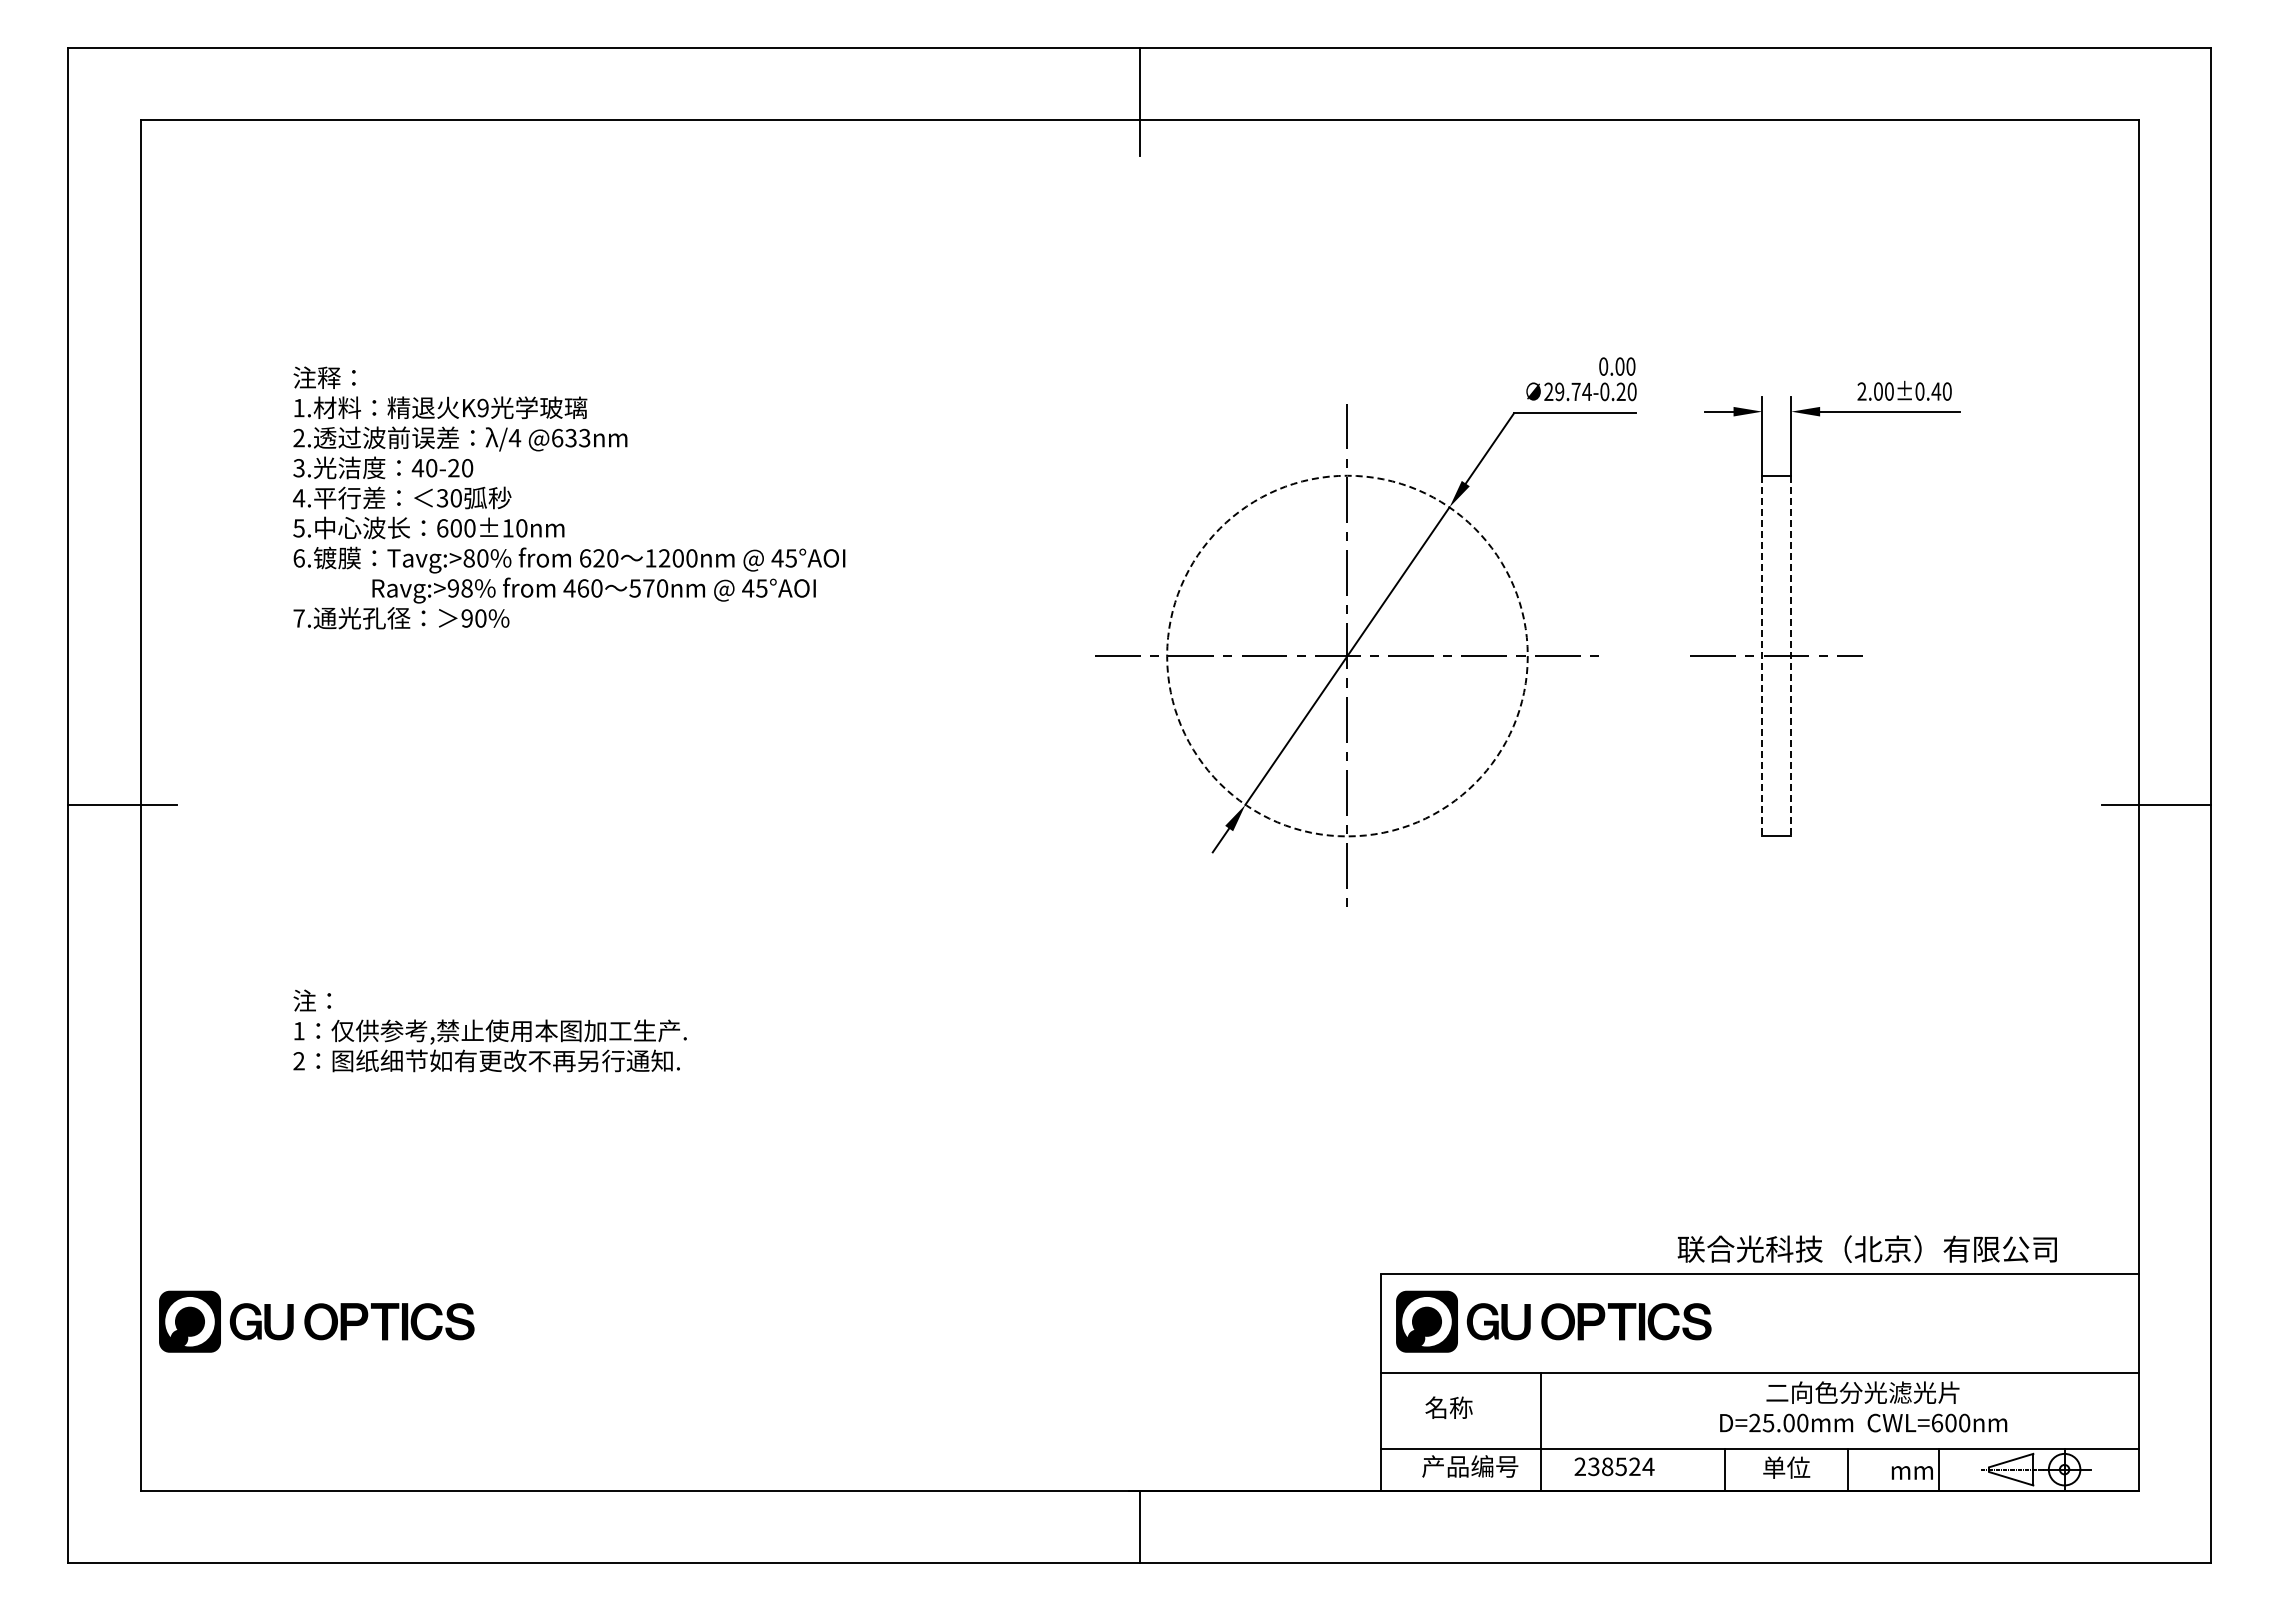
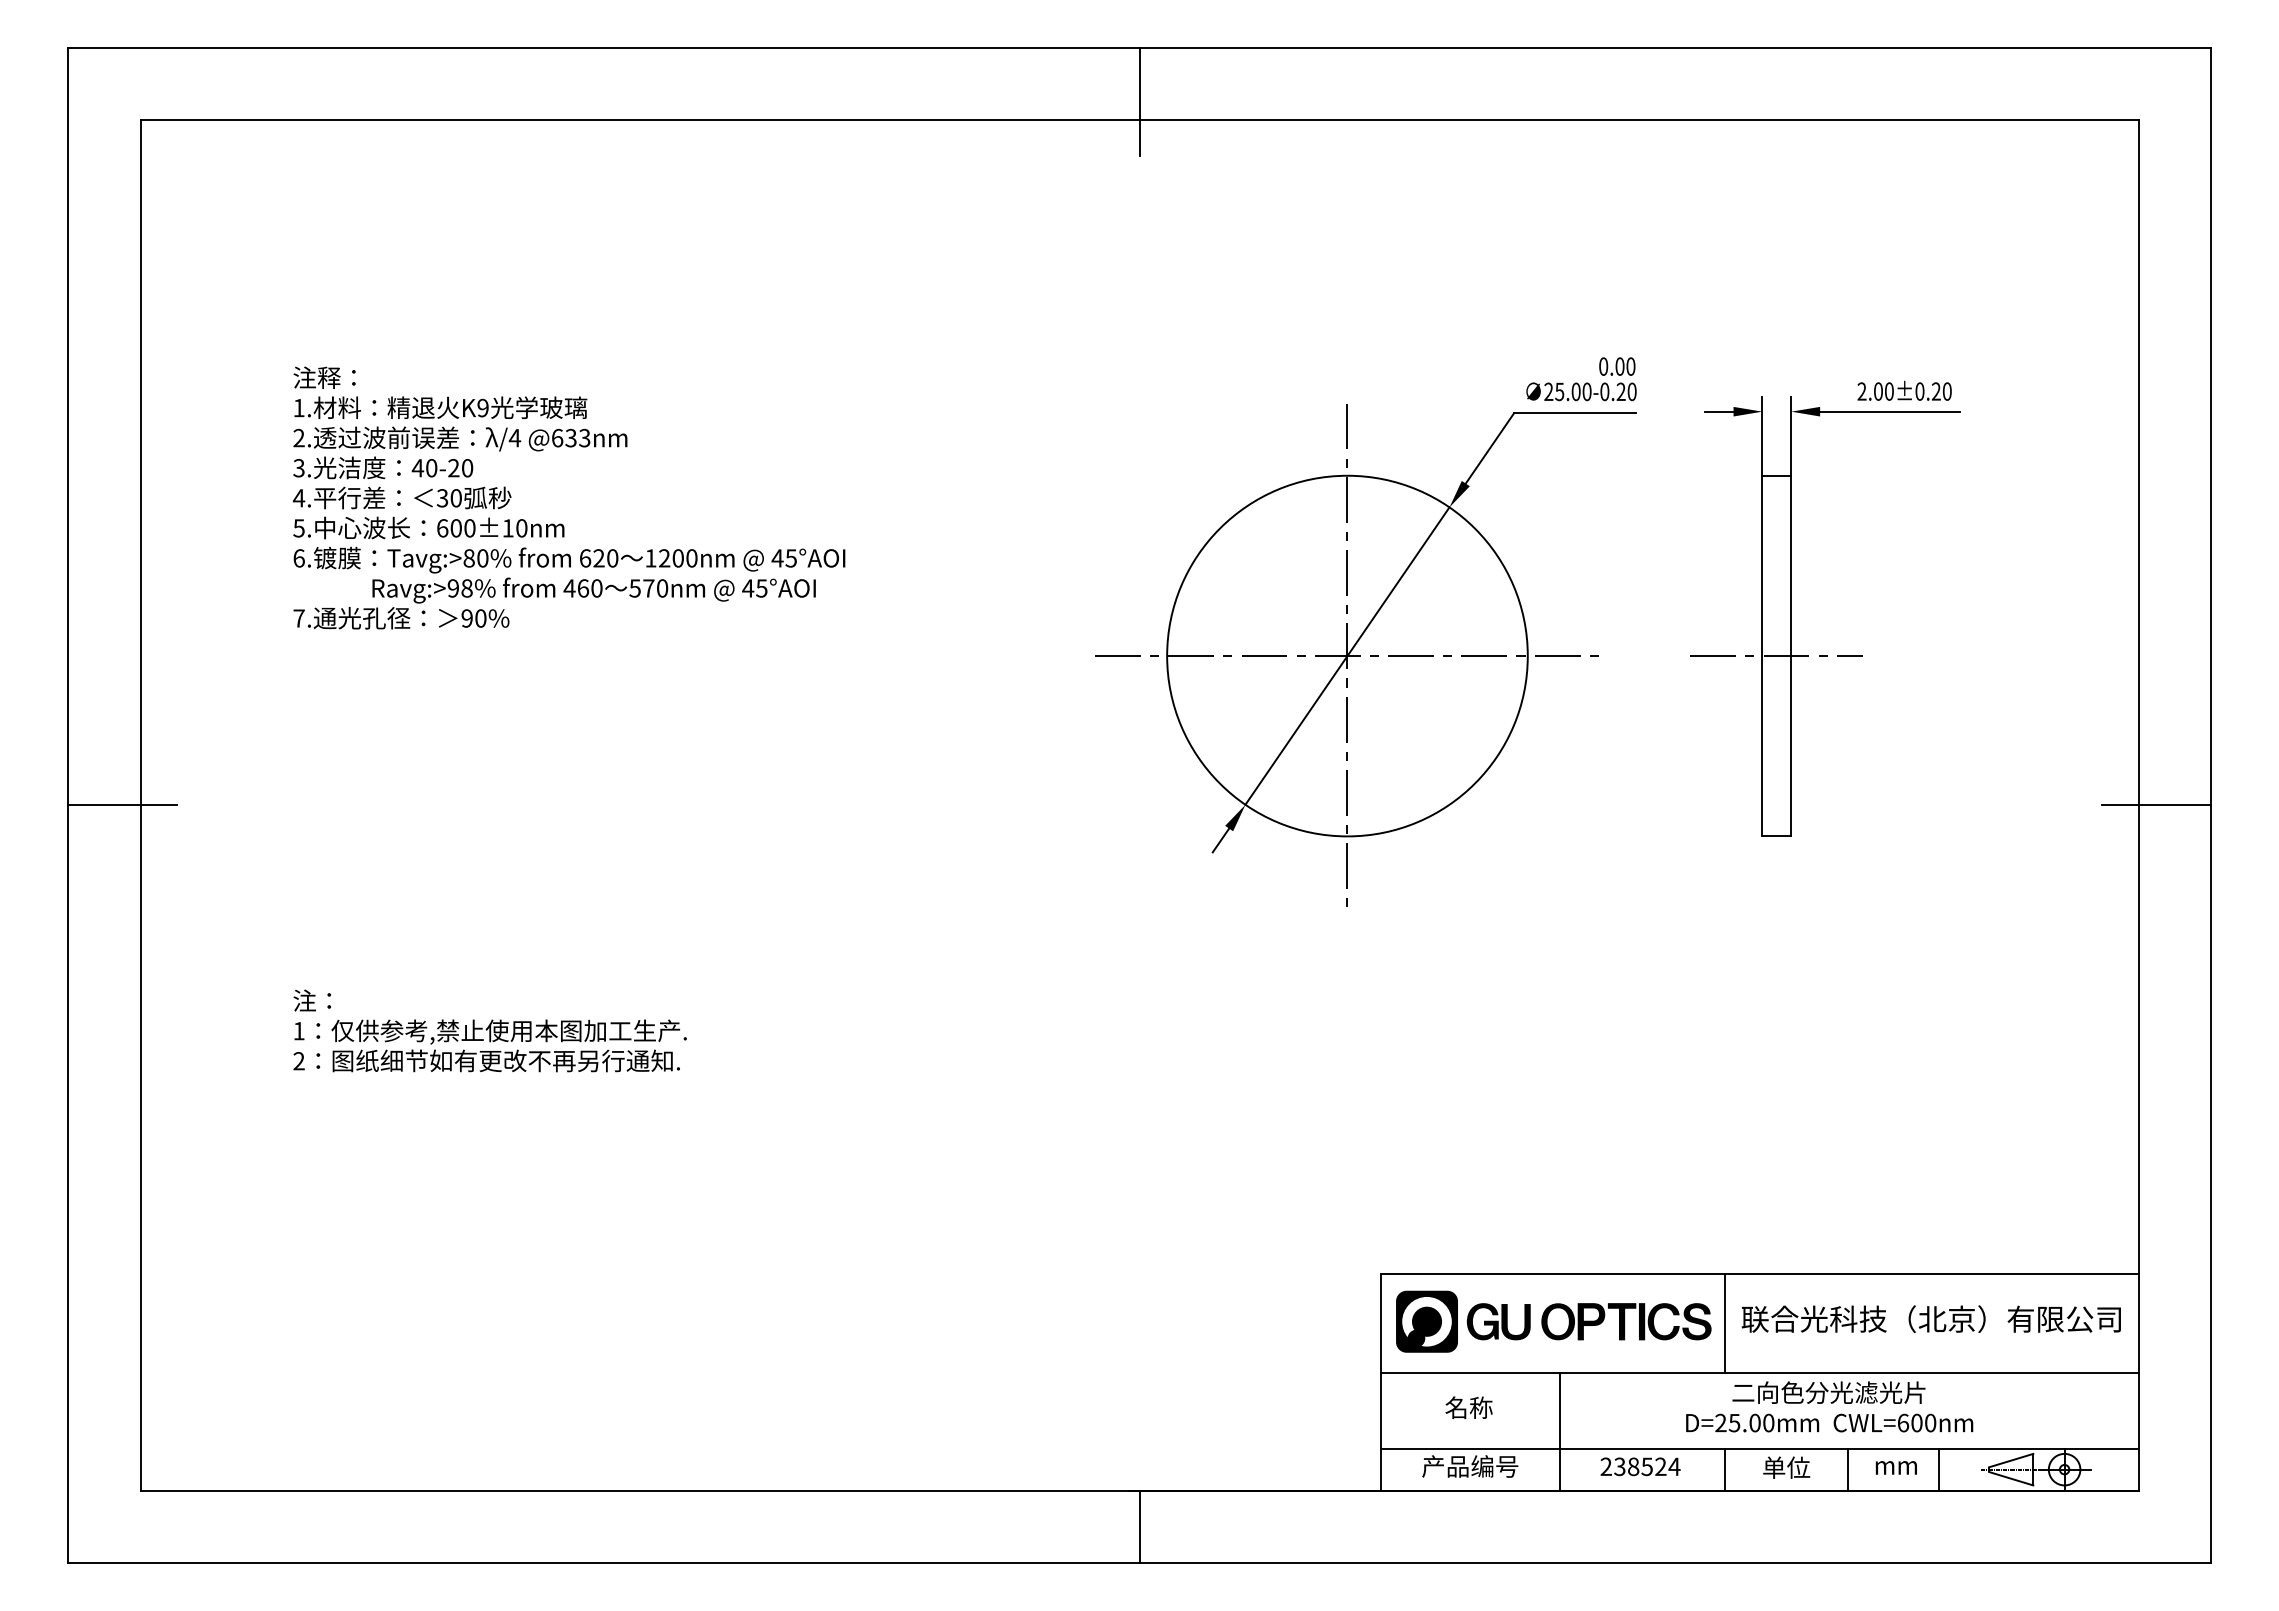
text: 29.74 -> 25.00 (1573, 391)
text: 2.00±0.40 -> 2.00±0.20 (1936, 391)
circle: dashed -> solid (1347, 655)
line: dashed -> solid (1762, 656)
line: dashed -> solid (1791, 656)
text position: (1866, 1248) -> (1930, 1318) (1930, 1318)
part: present -> none (316, 1321)
line: none -> present (1724, 1323)
text position: (1863, 1406) -> (1829, 1406) (1829, 1406)
text position: (1448, 1407) -> (1468, 1407) (1468, 1407)
line position: (1540, 1431) -> (1559, 1431) (1559, 1431)
text position: (1614, 1466) -> (1640, 1466) (1640, 1466)
text position: (1911, 1472) -> (1895, 1467) (1895, 1467)
